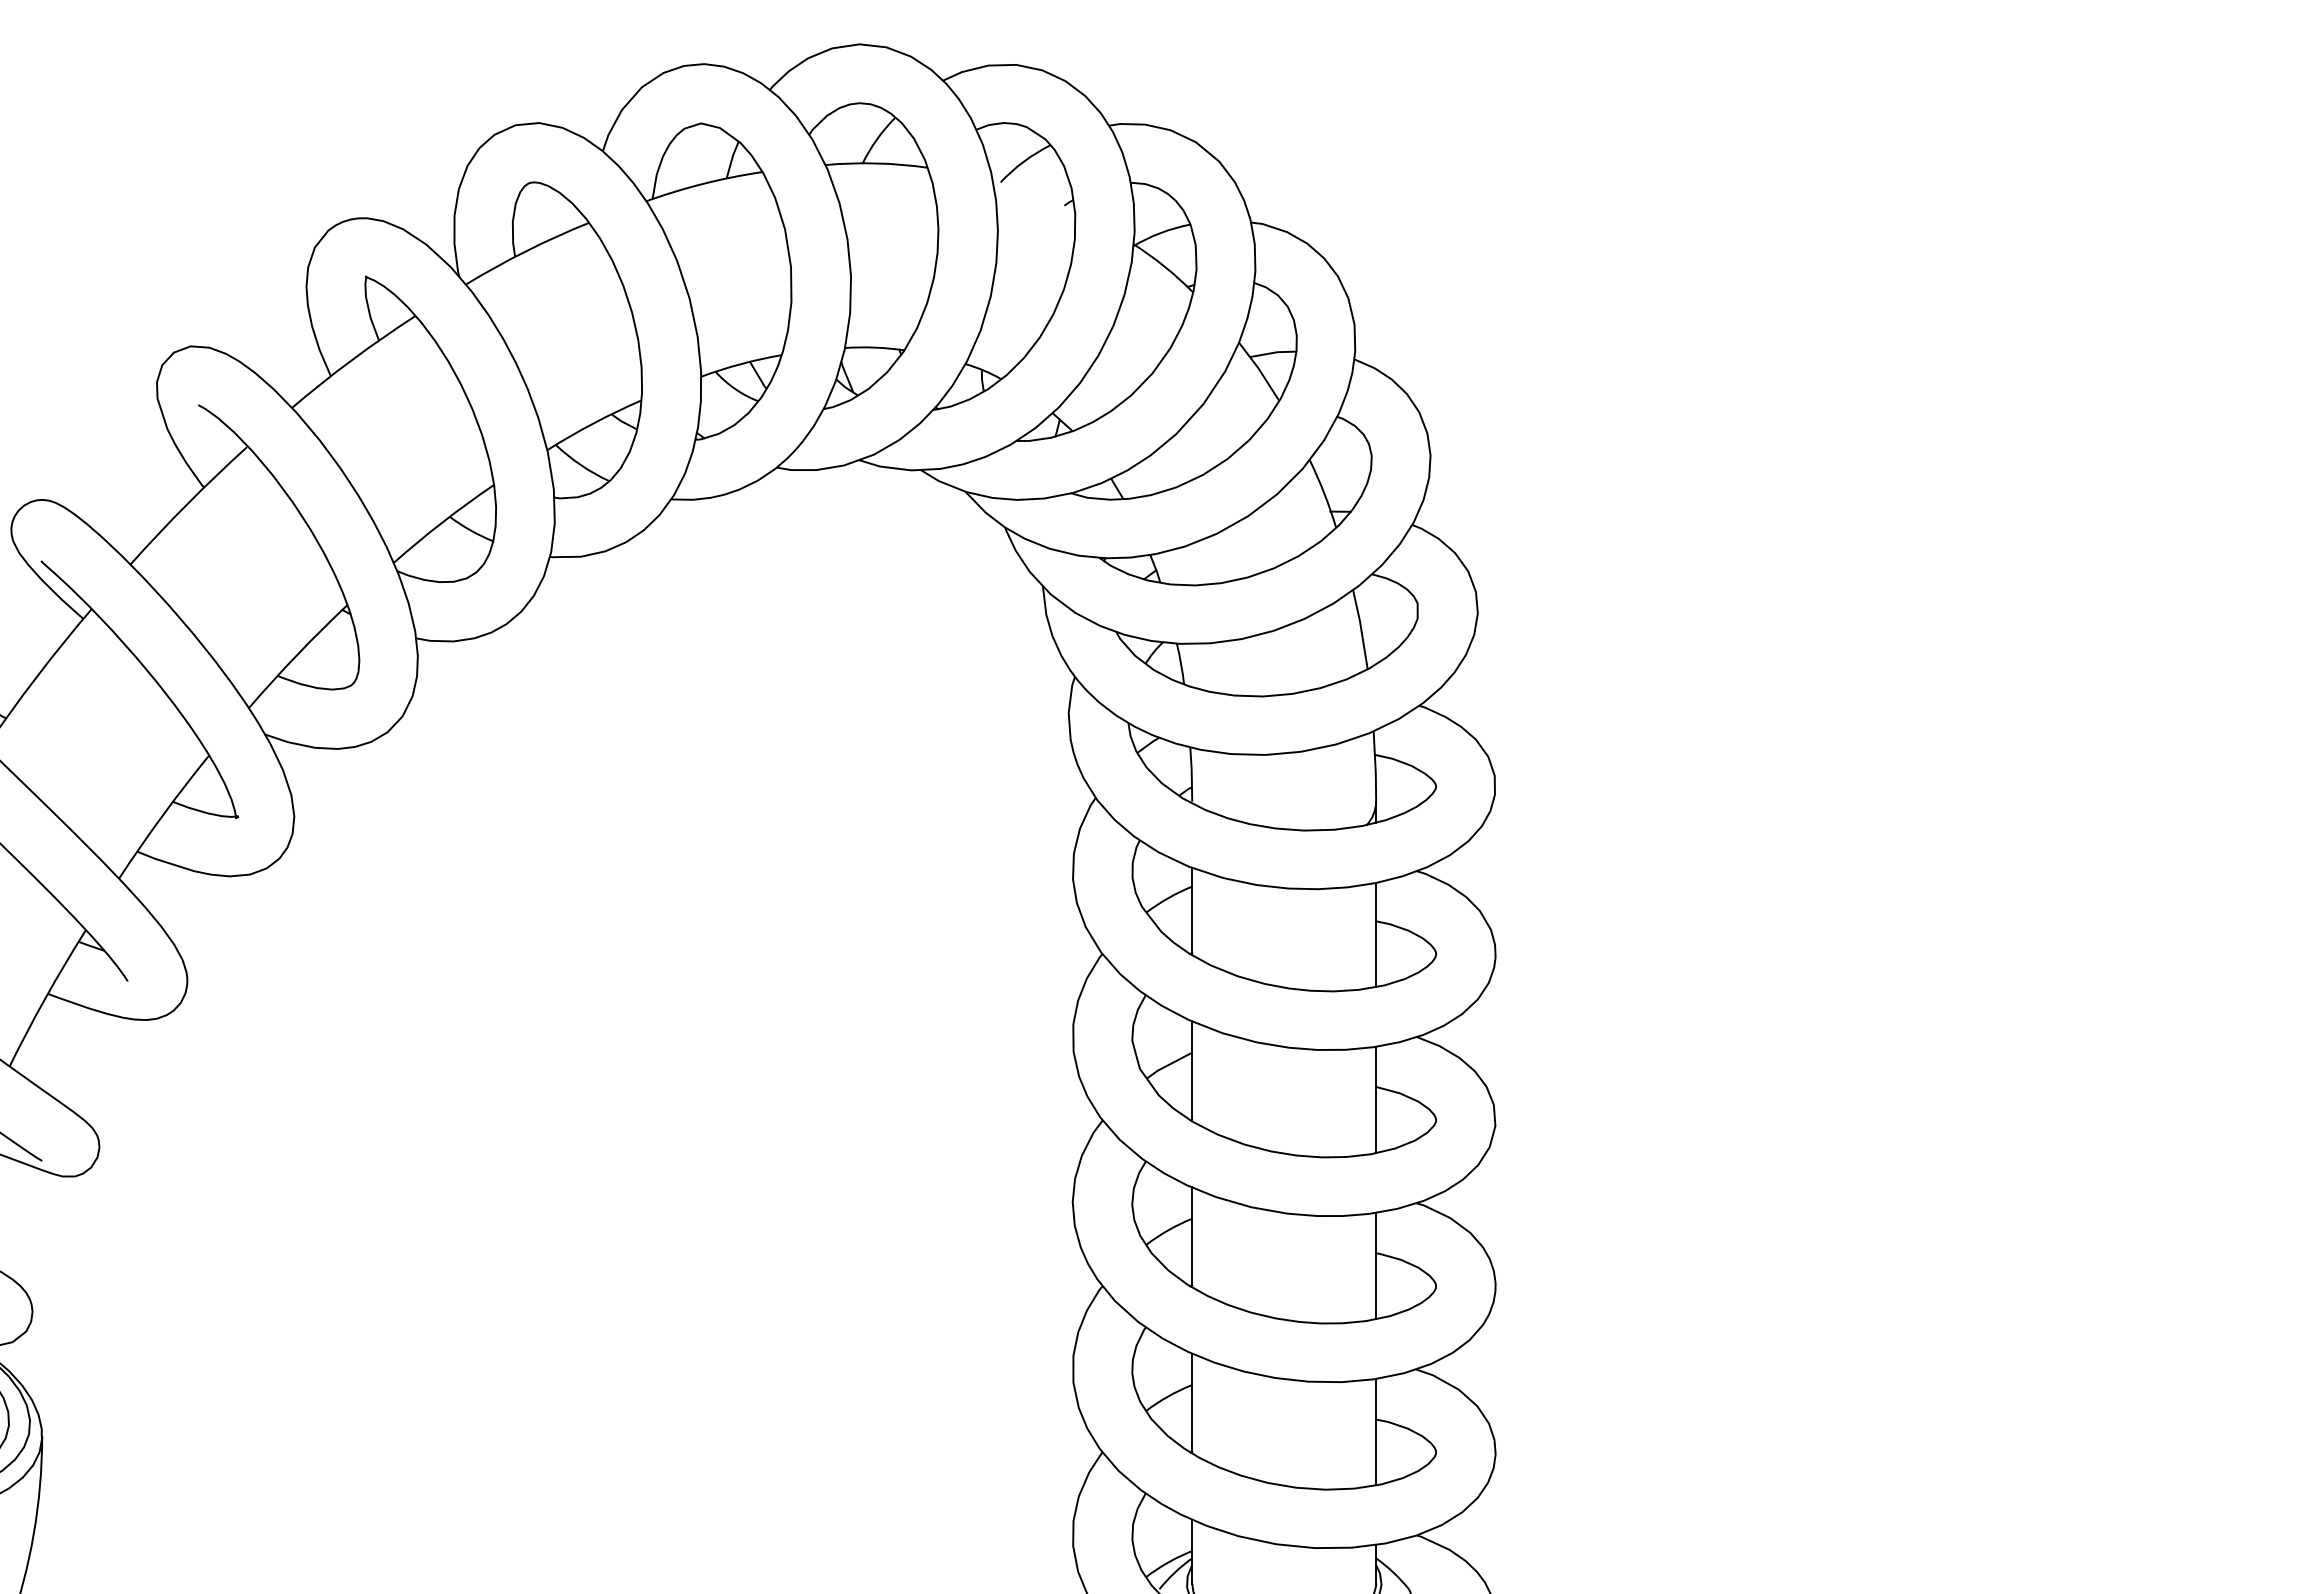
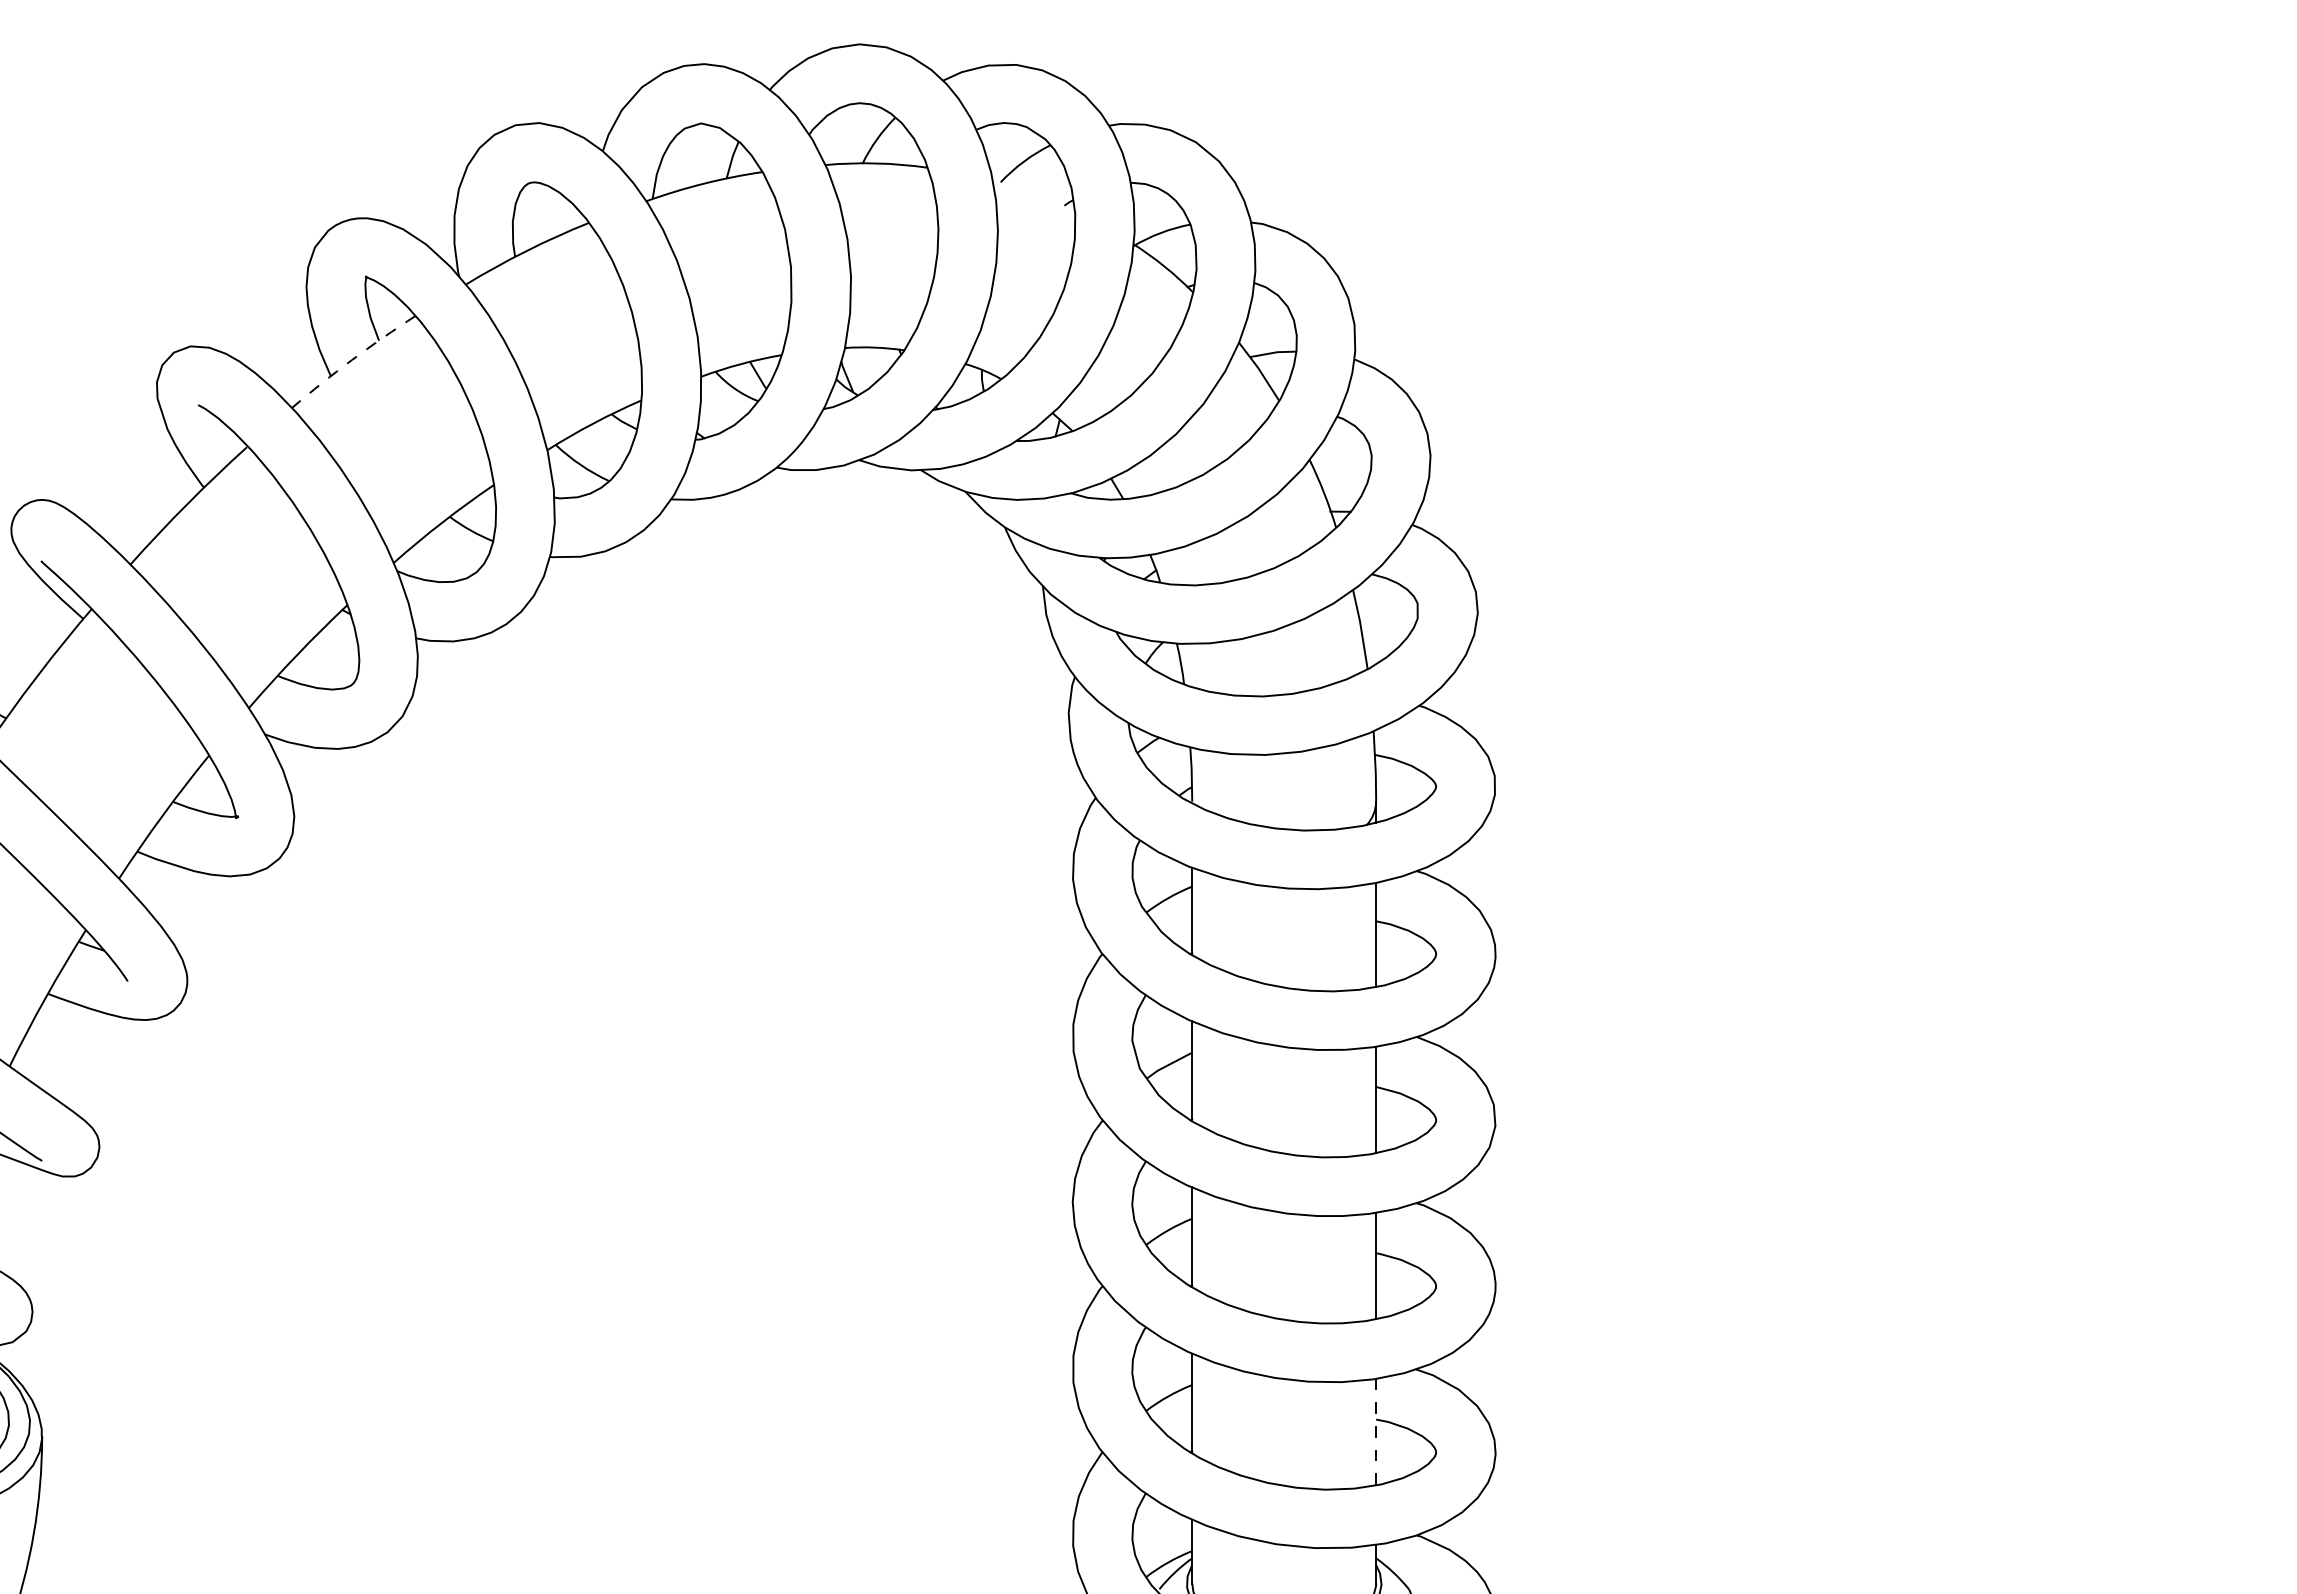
arc: solid -> dashed (352, 359)
line: solid -> dashed (1376, 1431)
